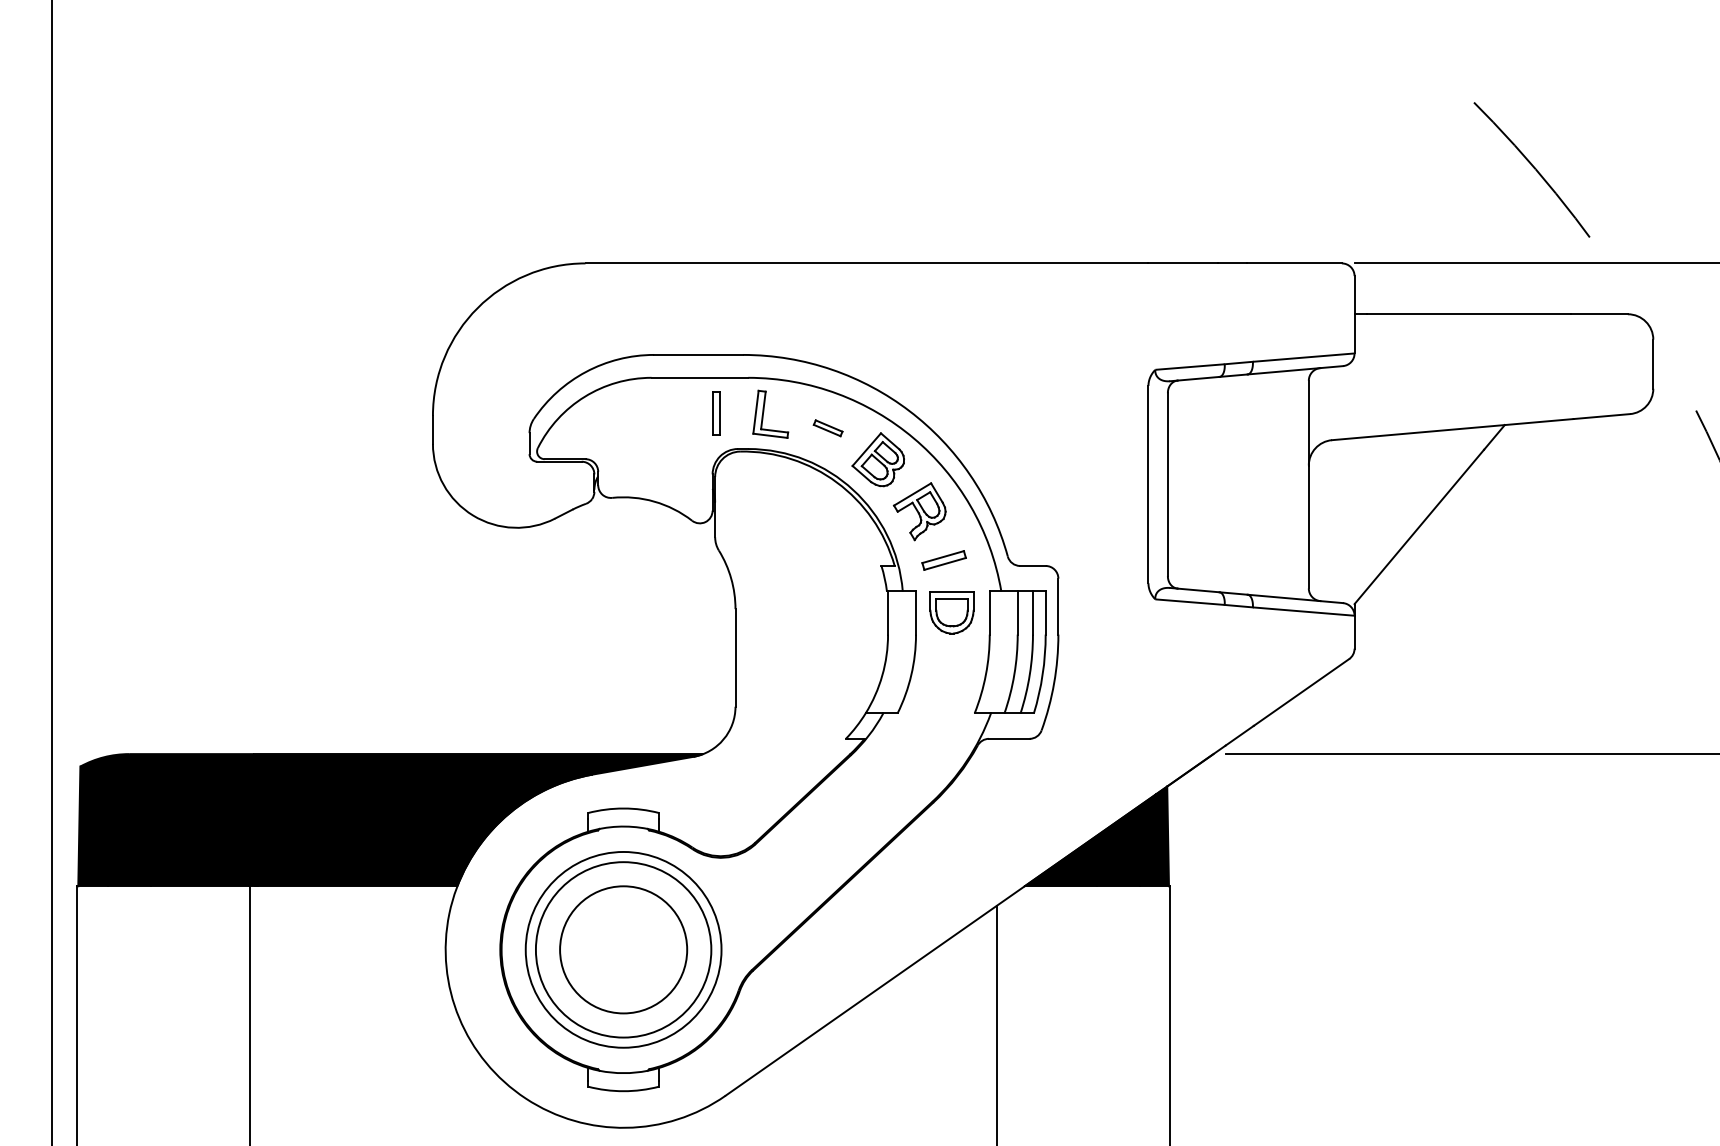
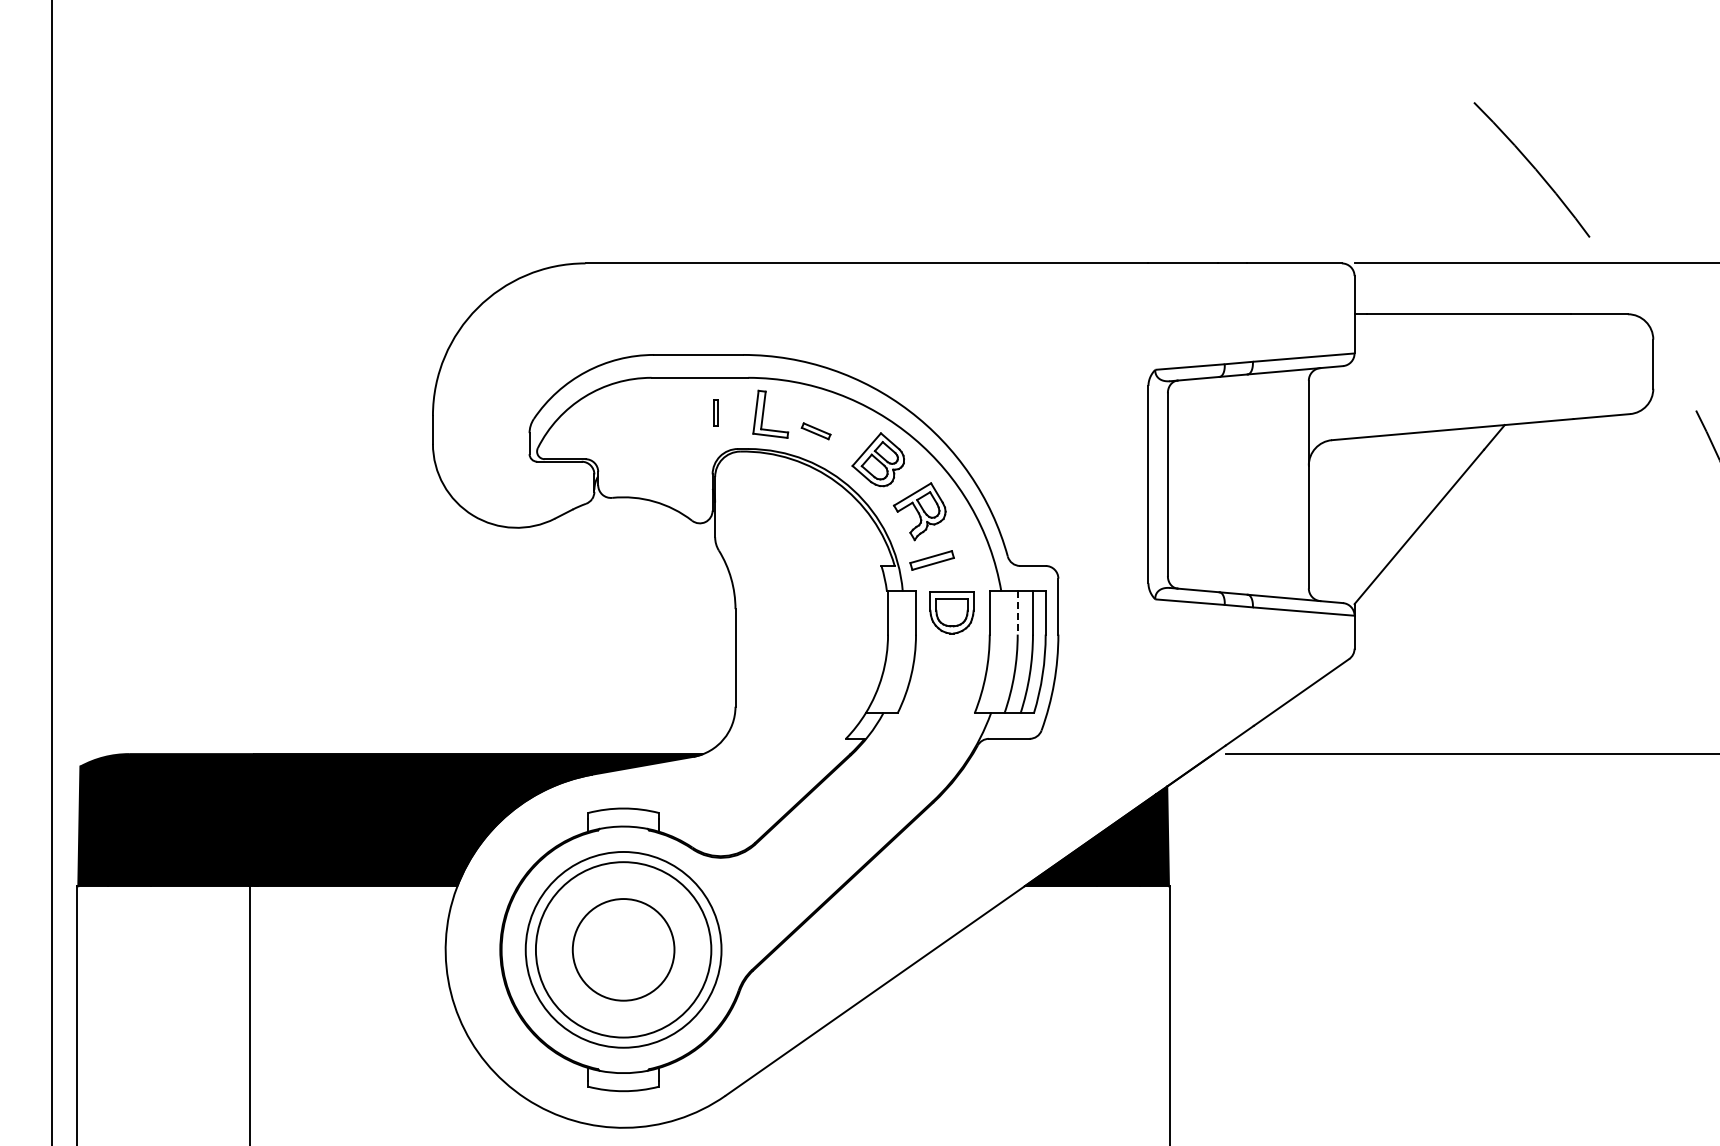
part size: 9x45 px -> 6x28 px (715, 412)
part position: (827, 428) -> (815, 431) (815, 431)
part position: (943, 560) -> (931, 560) (931, 560)
line: solid -> dashed (1017, 613)
circle diameter: 127 px -> 102 px (623, 949)
line: present -> none (996, 1023)
